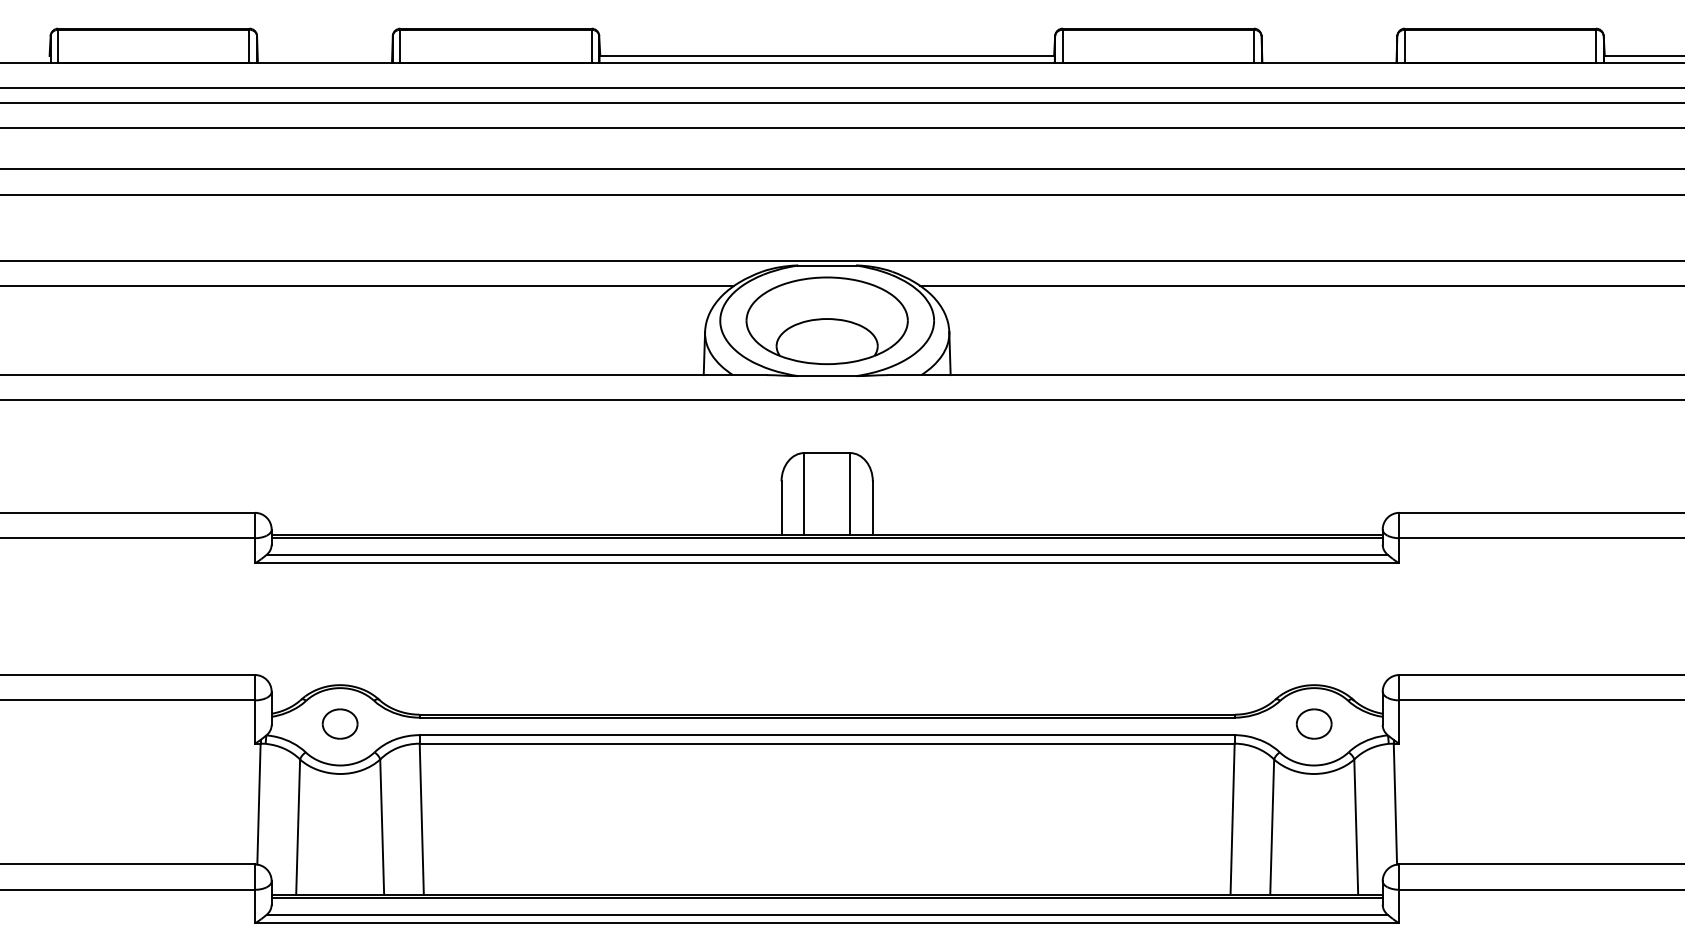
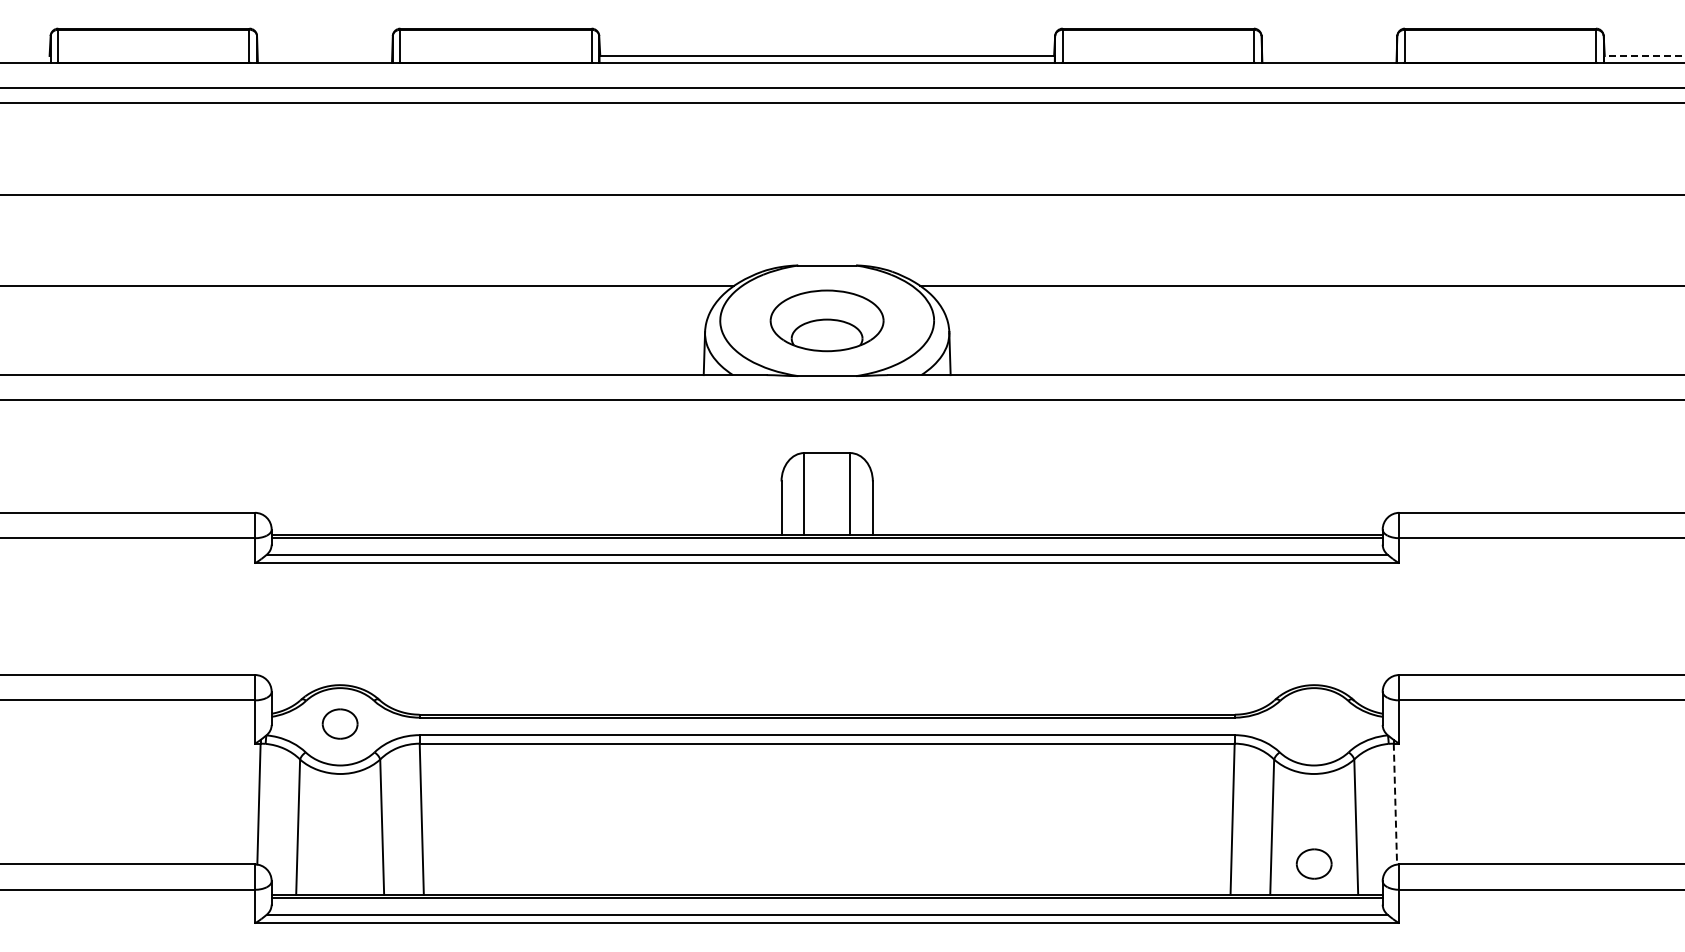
line: solid -> dashed (1644, 56)
line: present -> none (841, 127)
line: present -> none (841, 169)
line: present -> none (841, 260)
part size: 164x90 px -> 116x64 px (826, 320)
part position: (1313, 723) -> (1313, 863) (1313, 863)
line: solid -> dashed (1395, 804)
